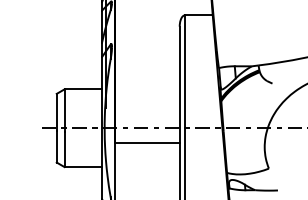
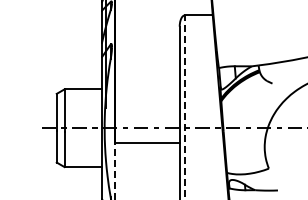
line: solid -> dashed (184, 107)
line: solid -> dashed (115, 170)
